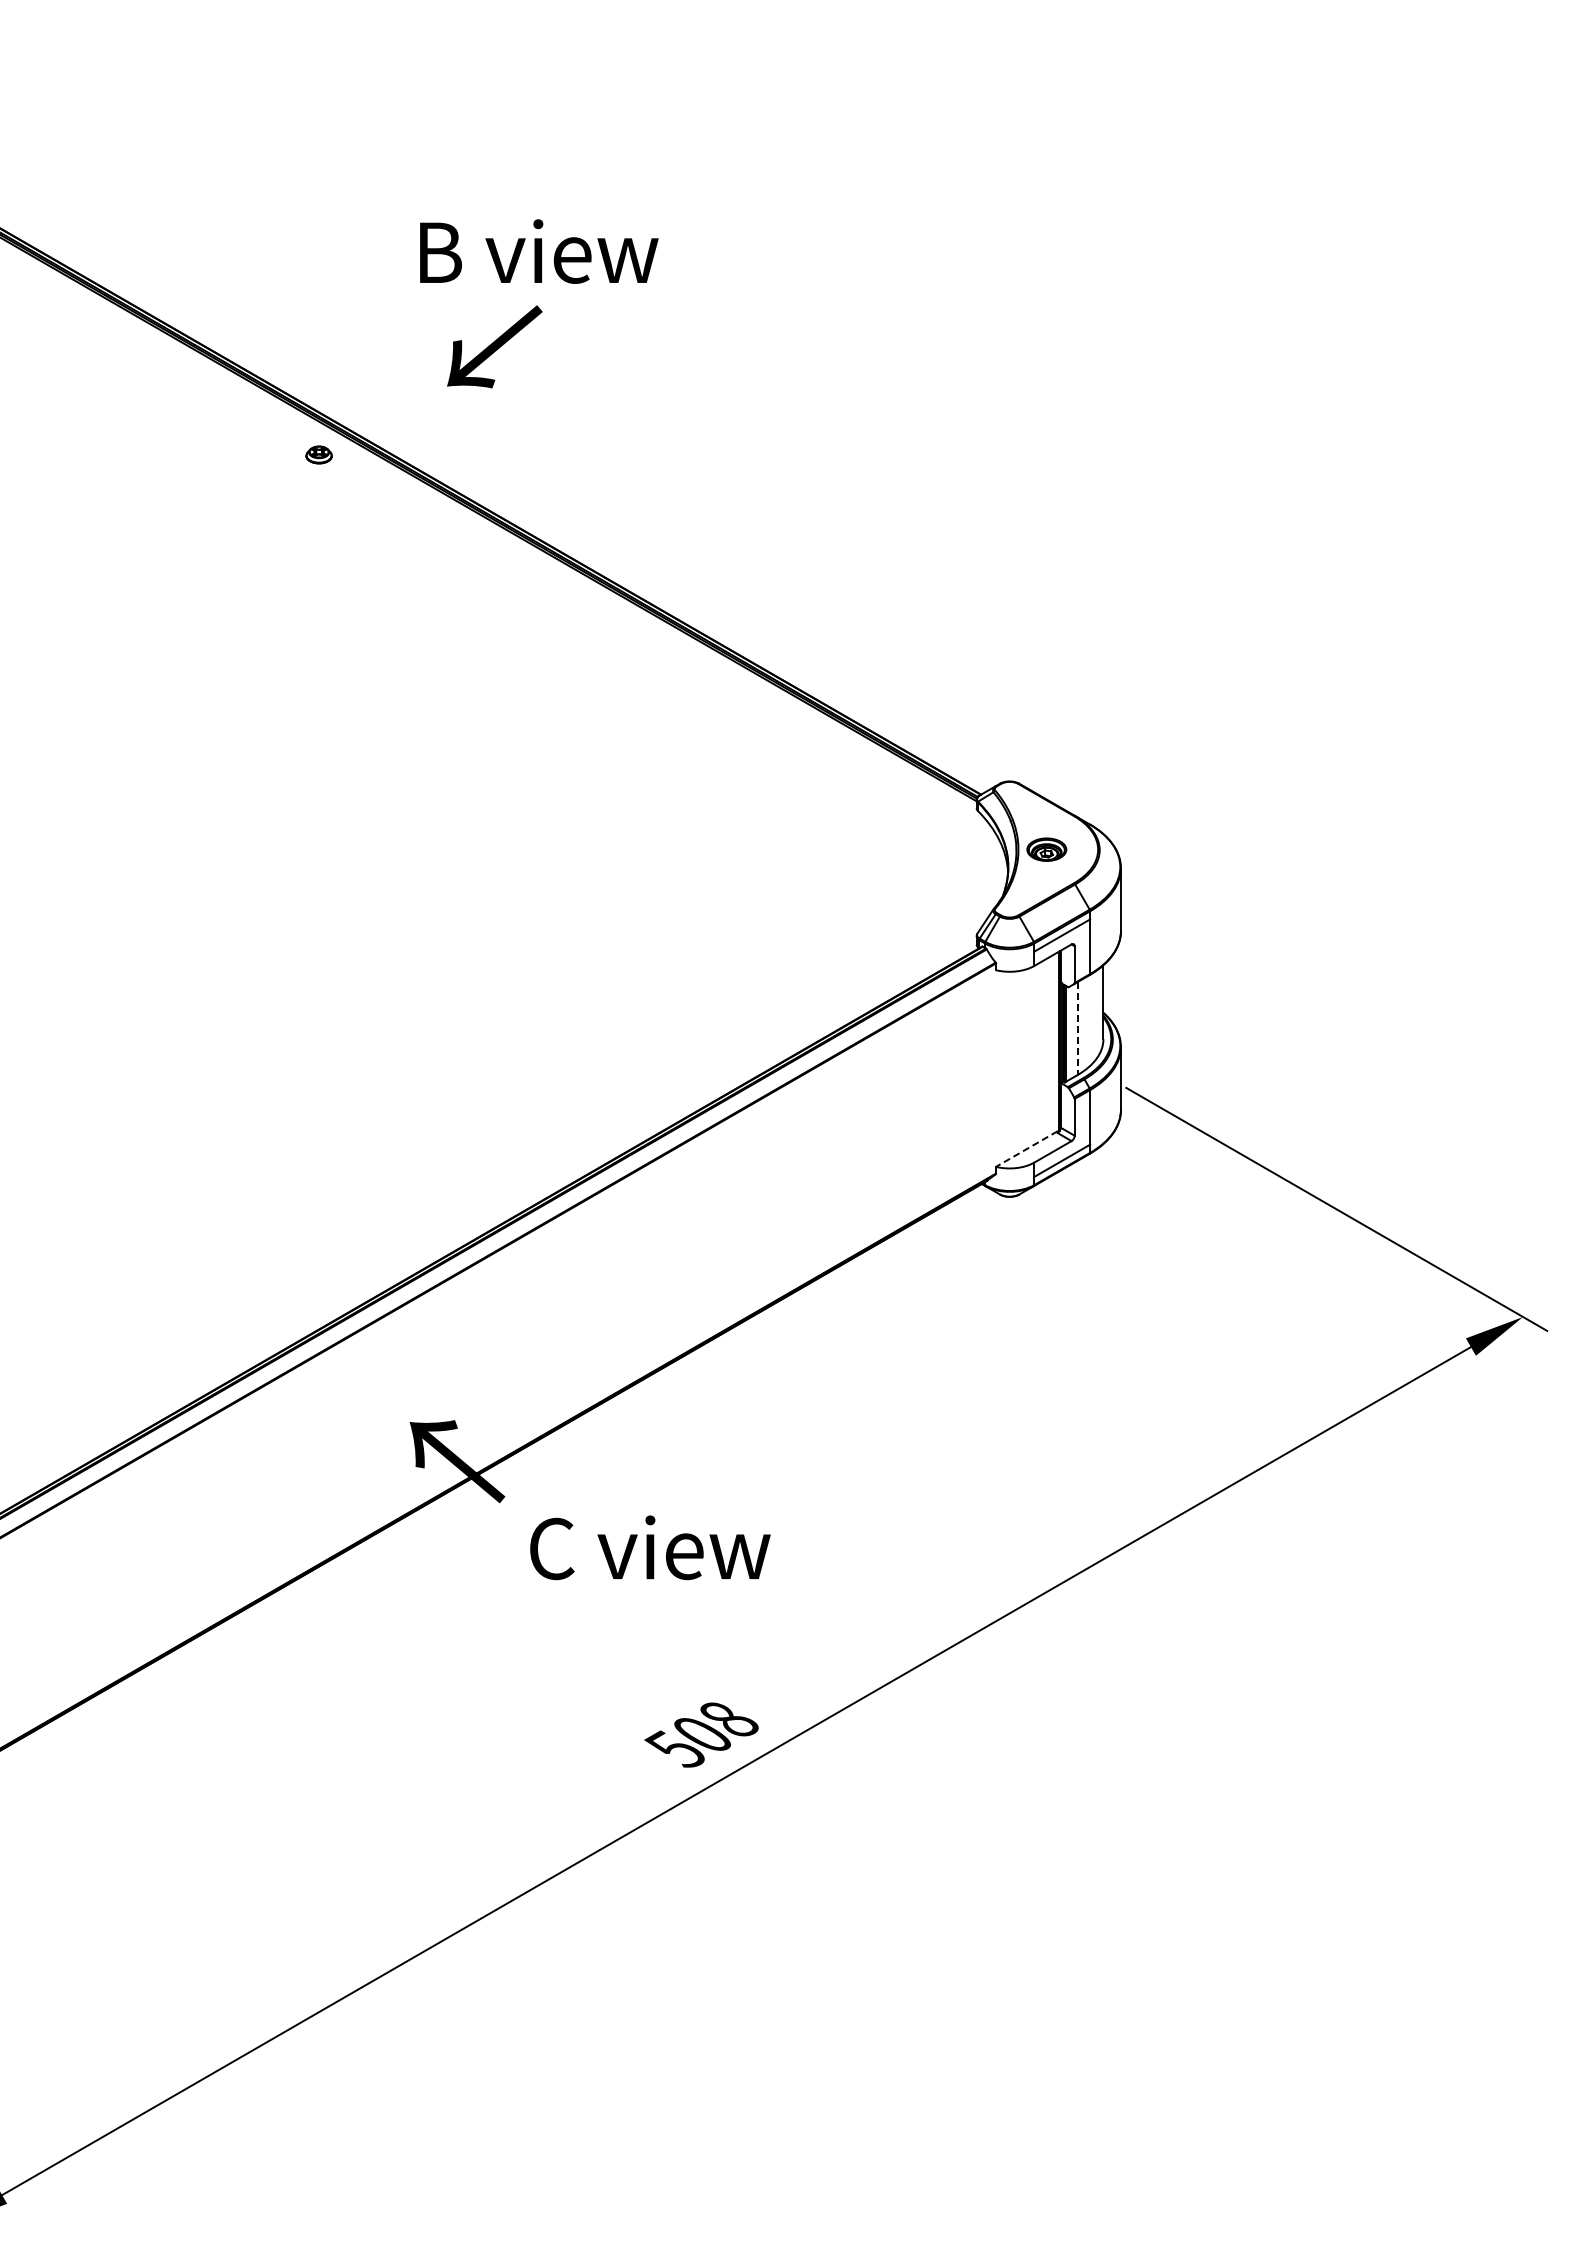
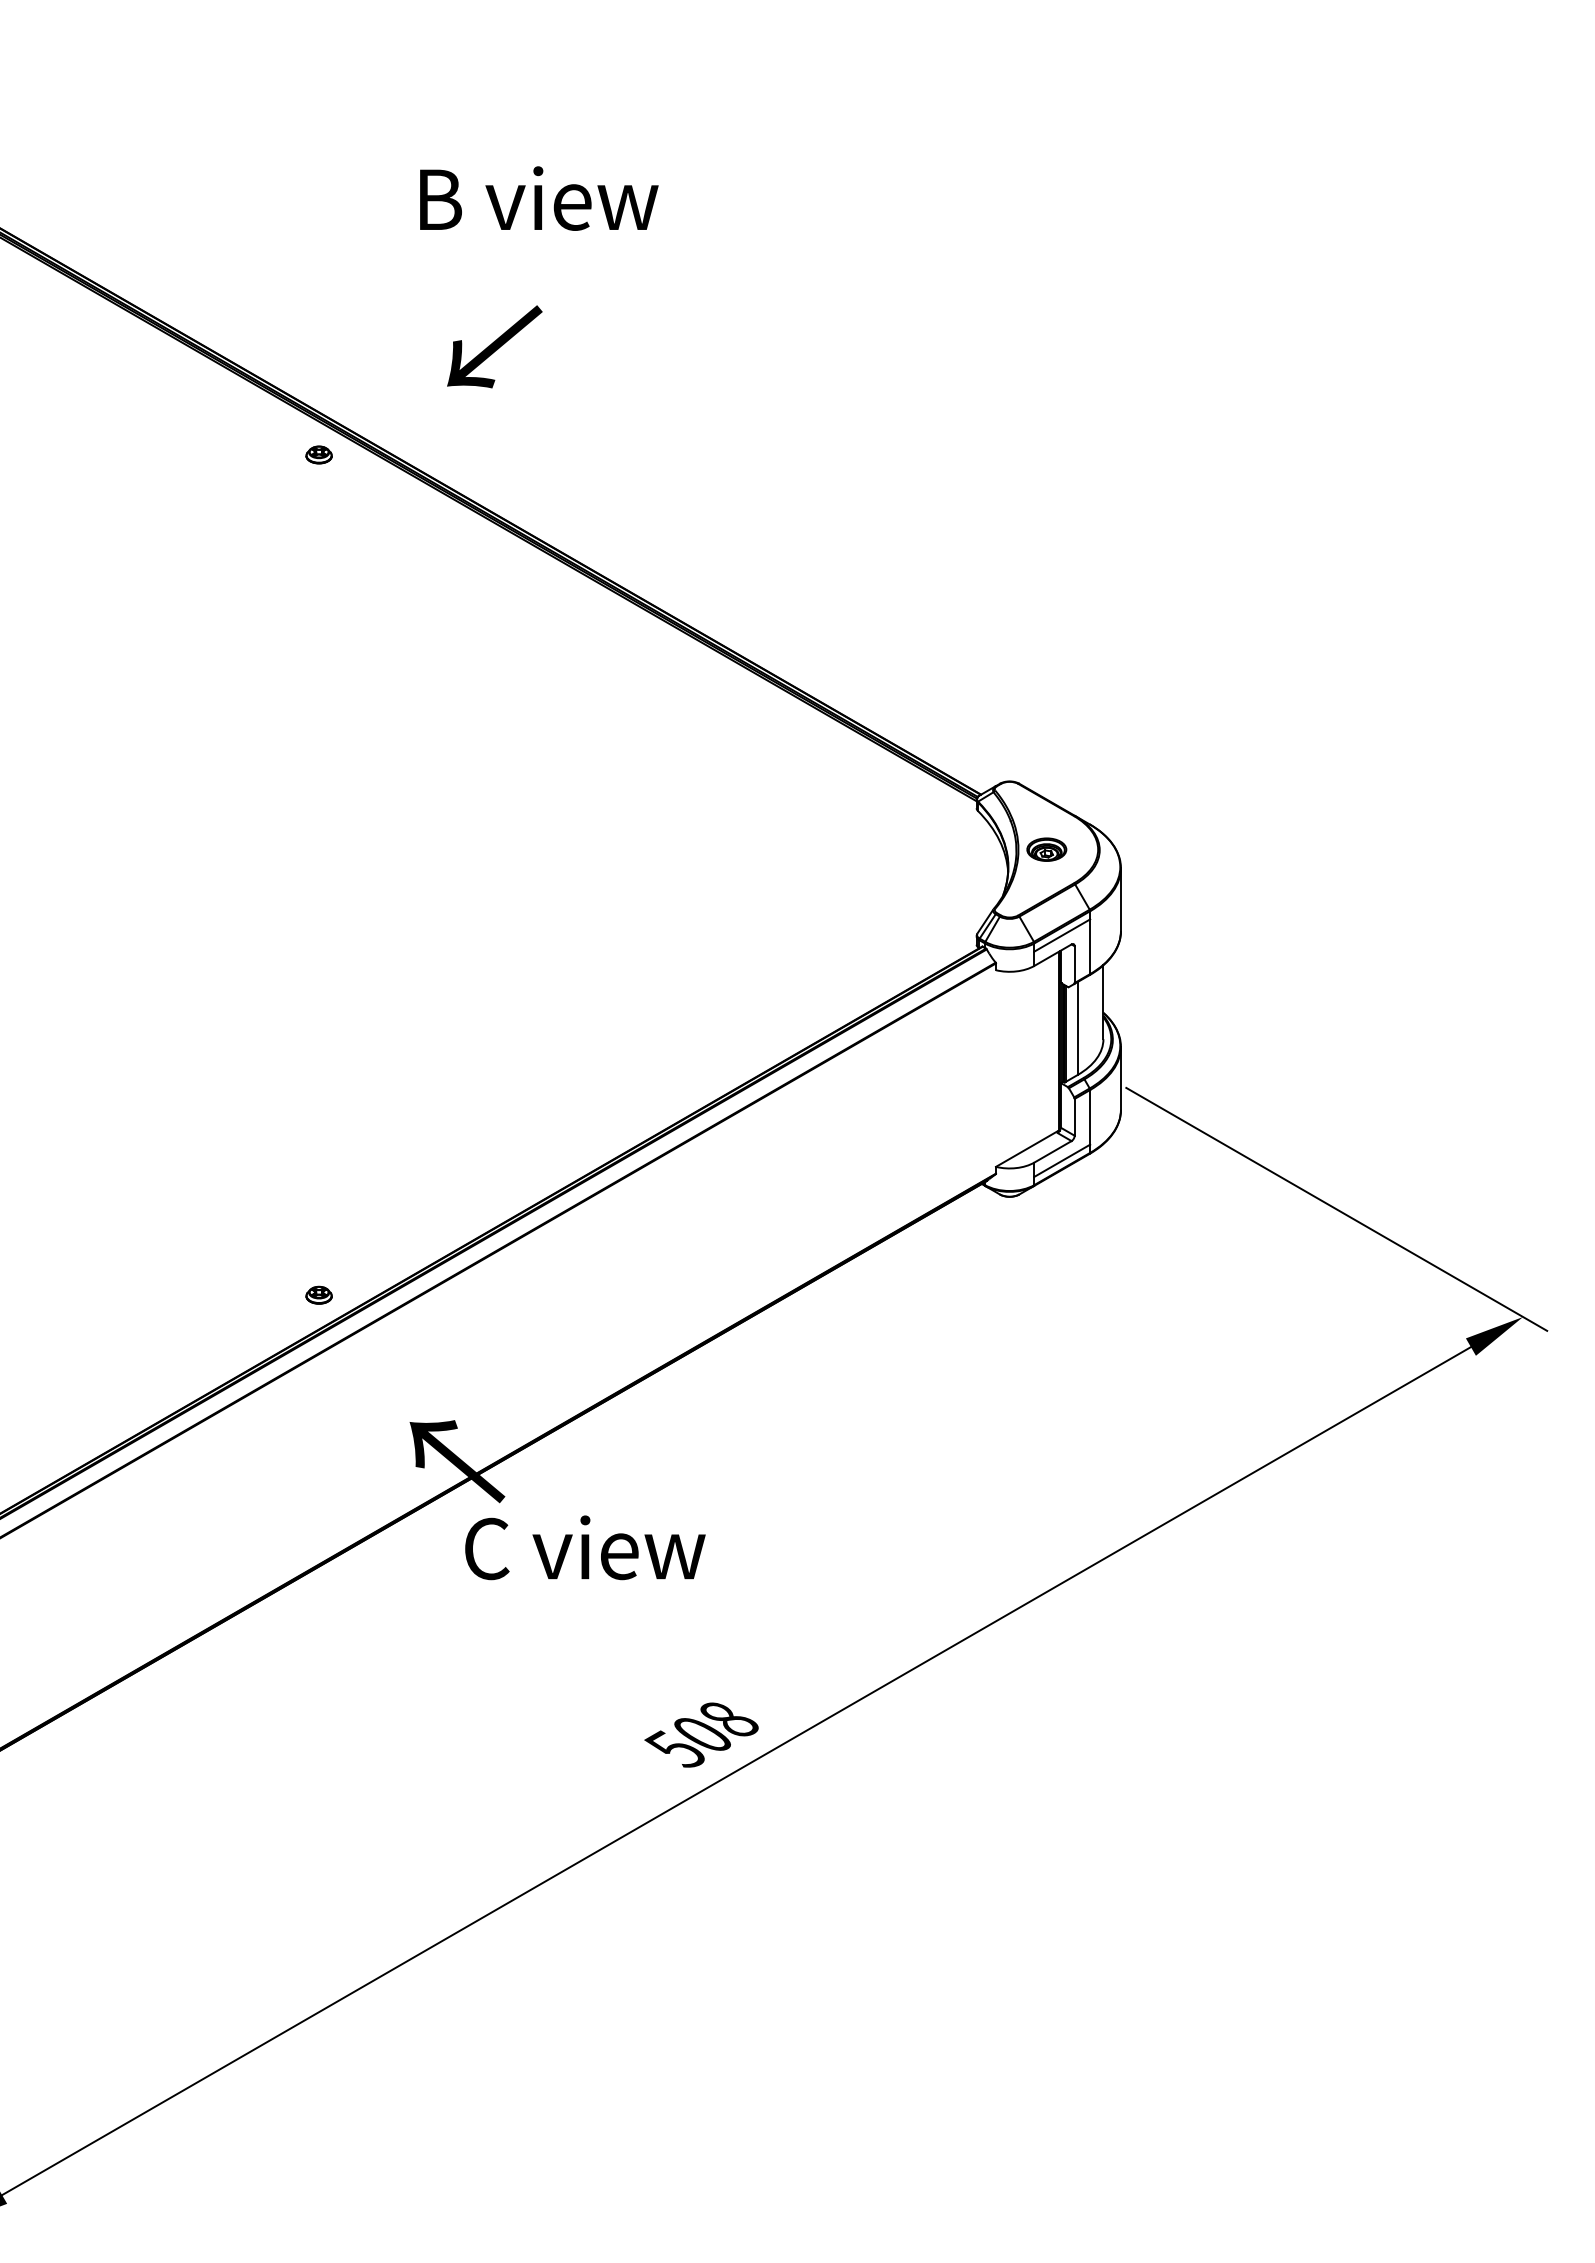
text position: (539, 251) -> (539, 198) (539, 198)
line: dashed -> solid (1077, 1028)
line: dashed -> solid (1026, 1149)
part: none -> present (318, 1294)
text position: (650, 1547) -> (585, 1547) (585, 1547)
